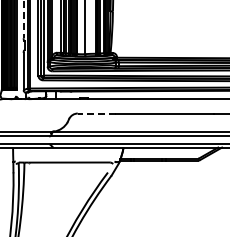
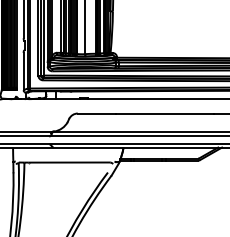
line: dashed -> solid (23, 19)
line: dashed -> solid (96, 113)
